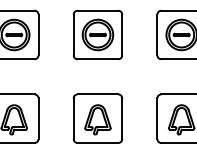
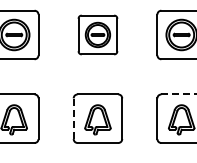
part size: 52x52 px -> 42x42 px (97, 34)
line: solid -> dashed (179, 94)
line: solid -> dashed (73, 118)
